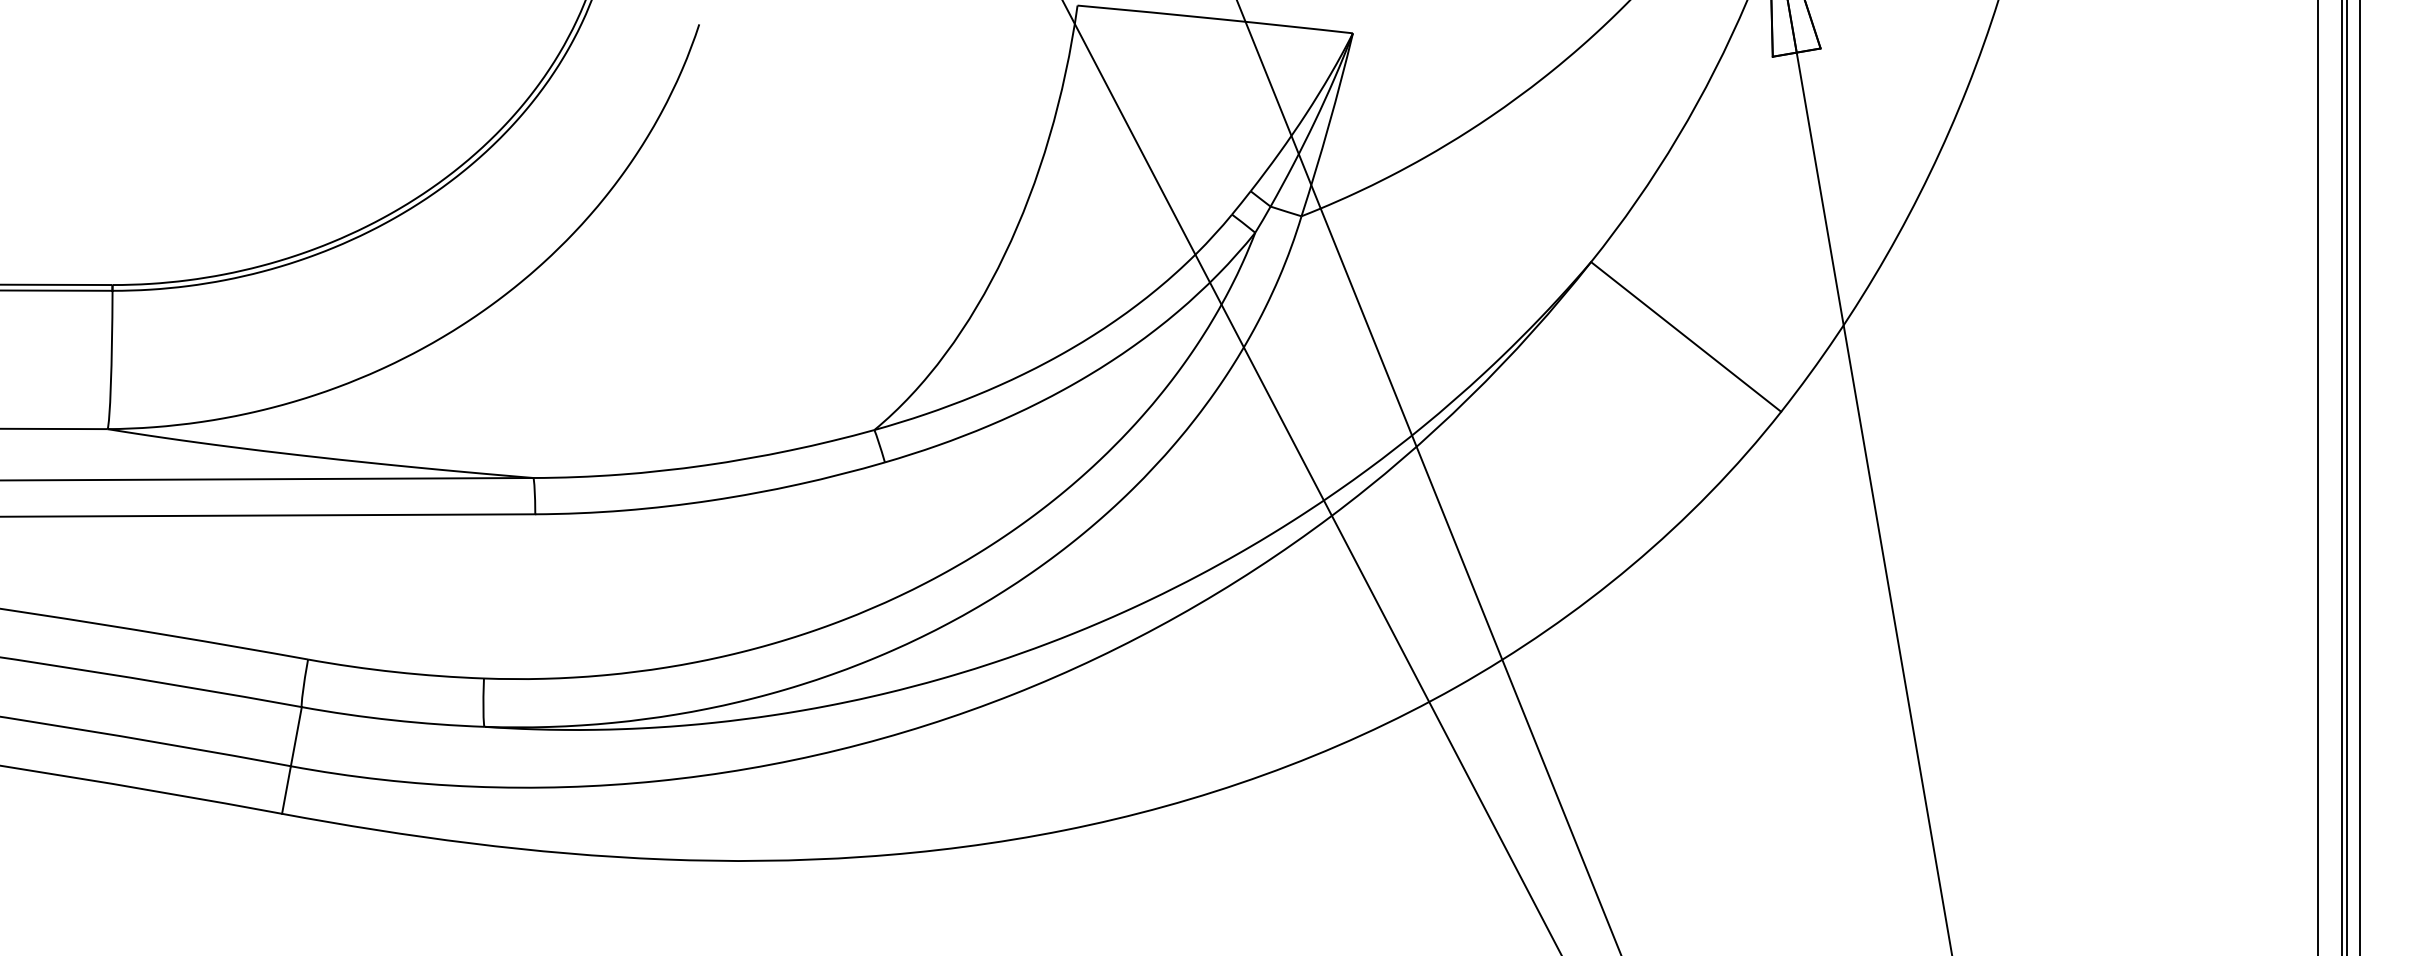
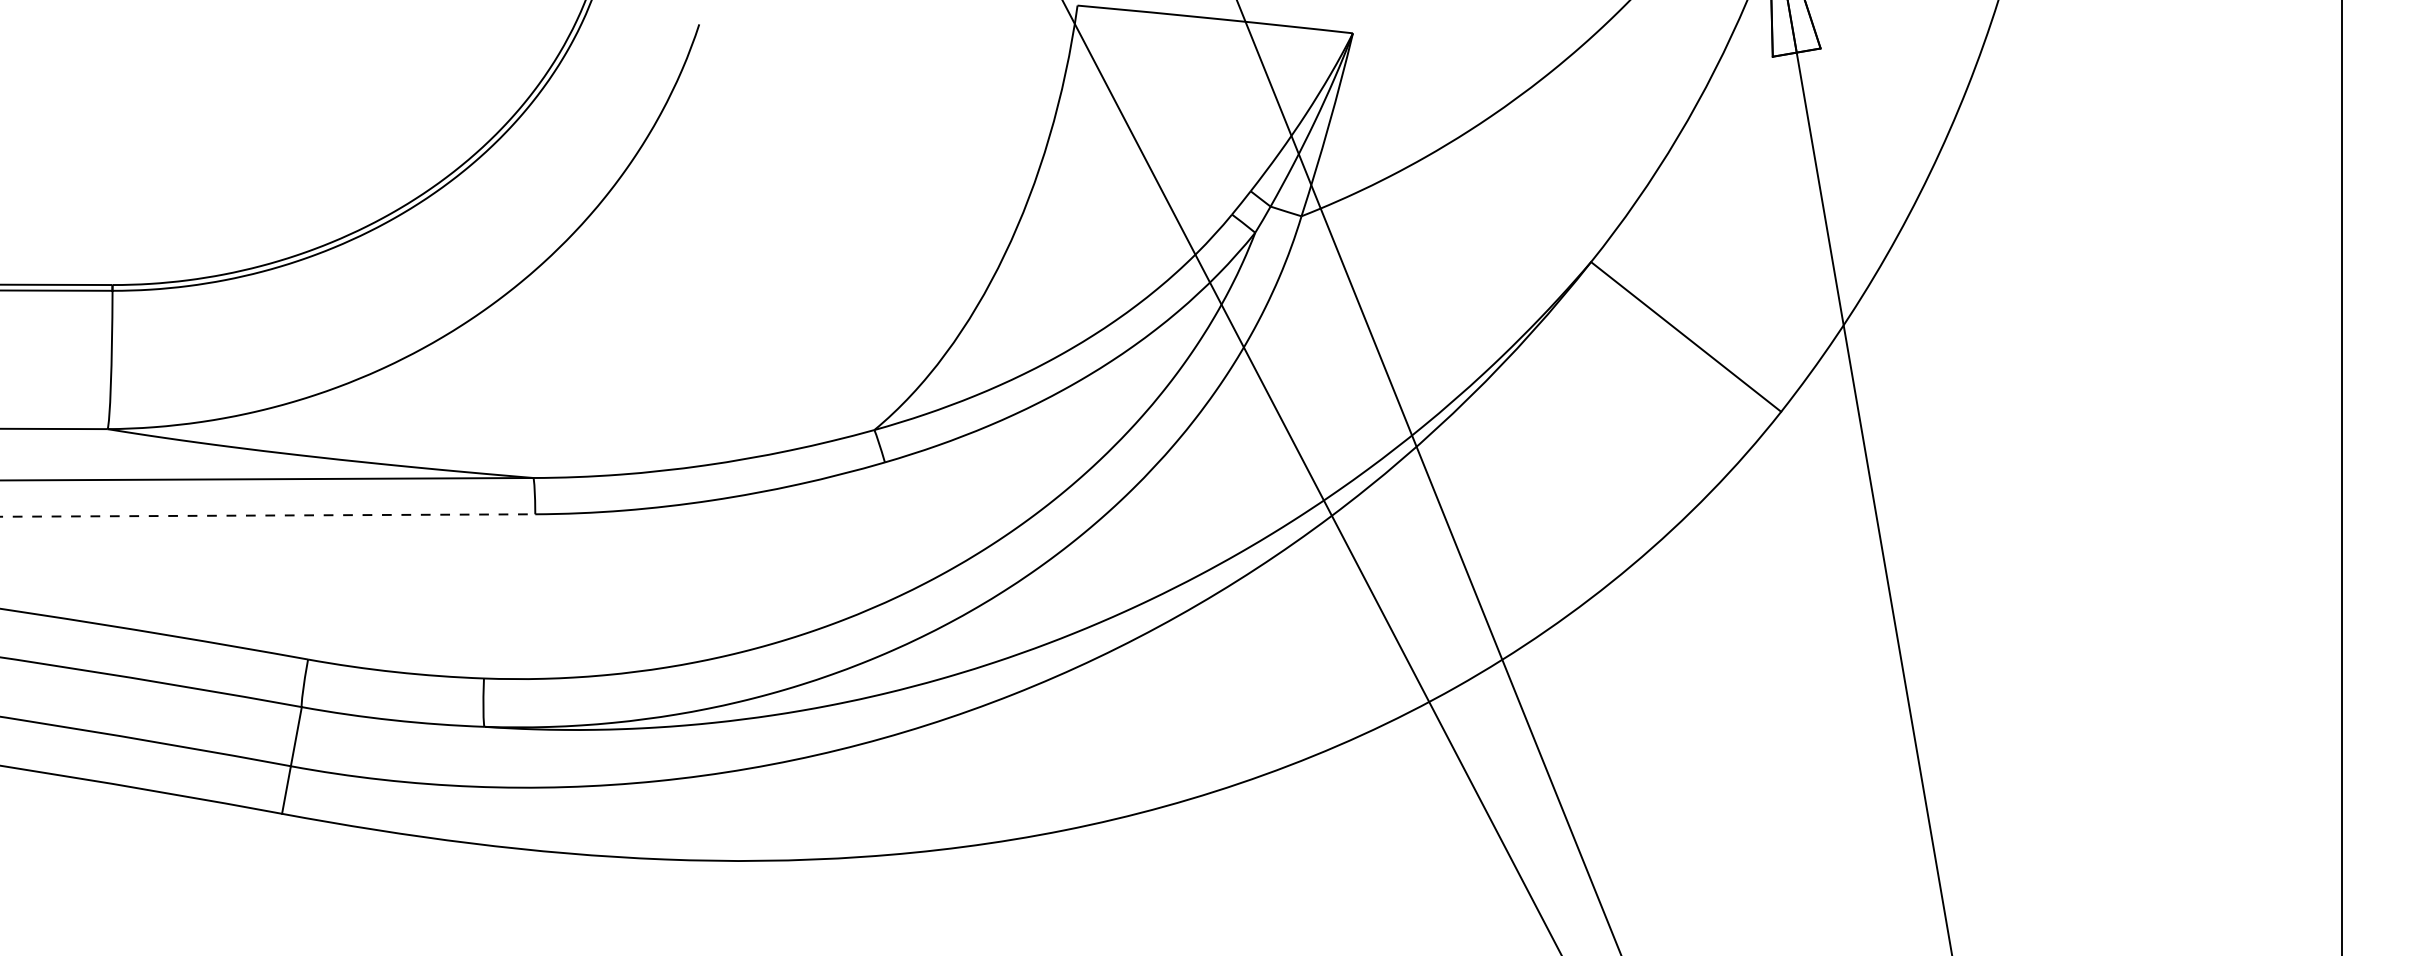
line: present -> none (2317, 477)
line: present -> none (2347, 477)
line: present -> none (2359, 477)
line: solid -> dashed (268, 515)
